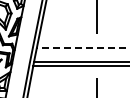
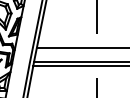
line: dashed -> solid (82, 47)
